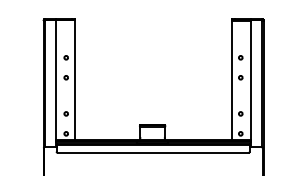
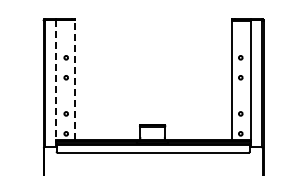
line: solid -> dashed (74, 80)
line: solid -> dashed (55, 84)
